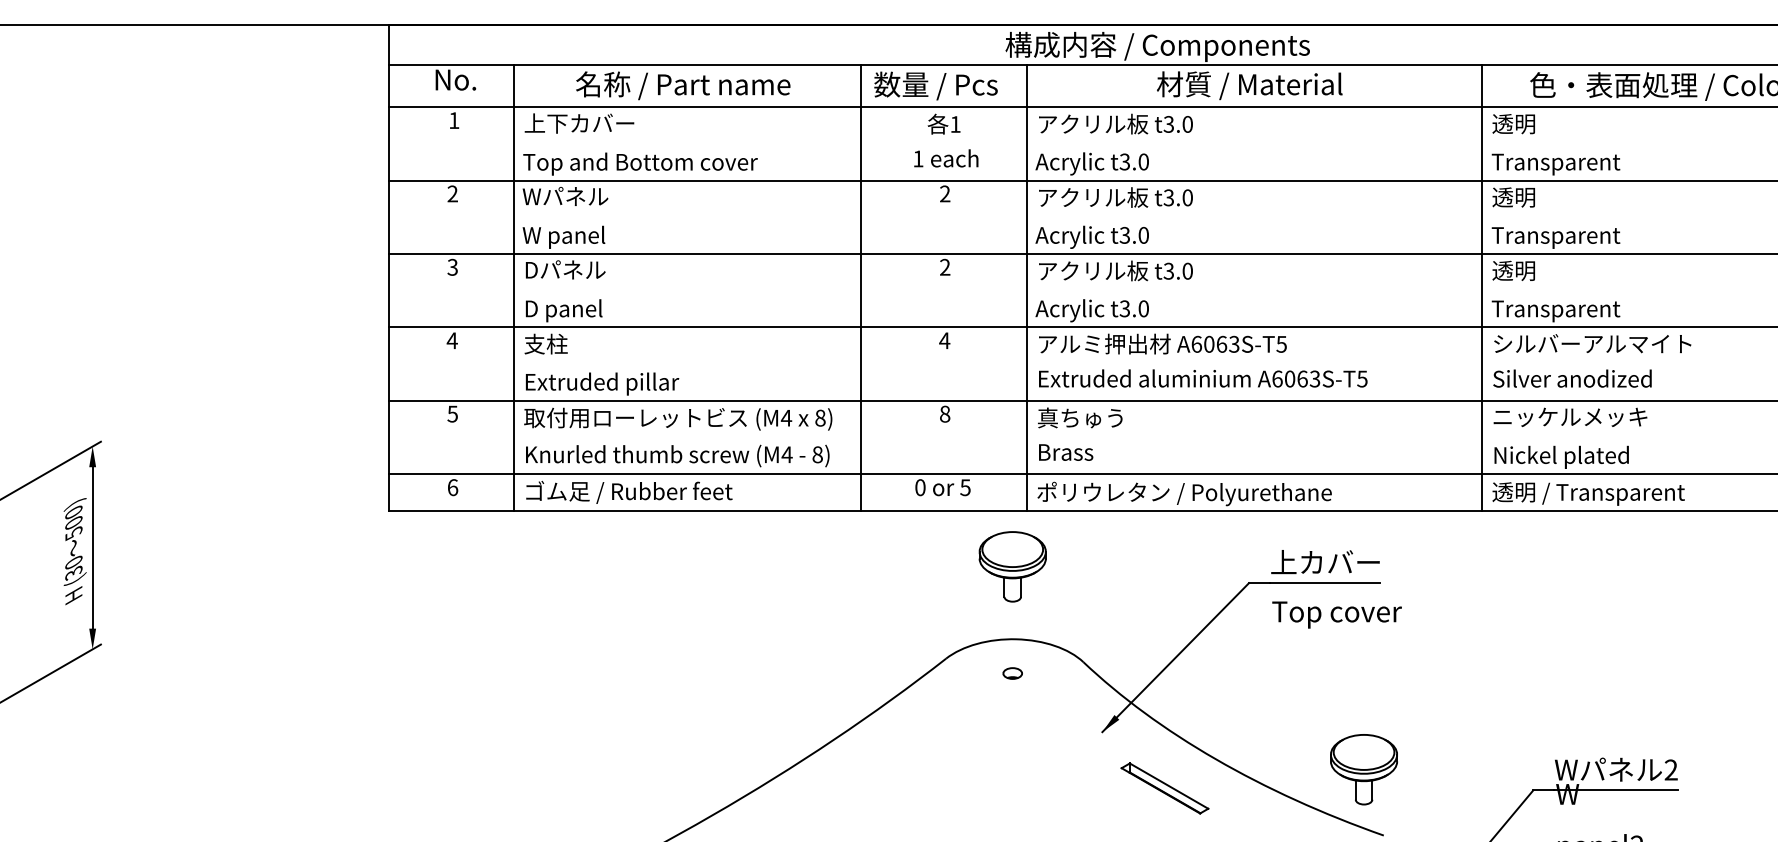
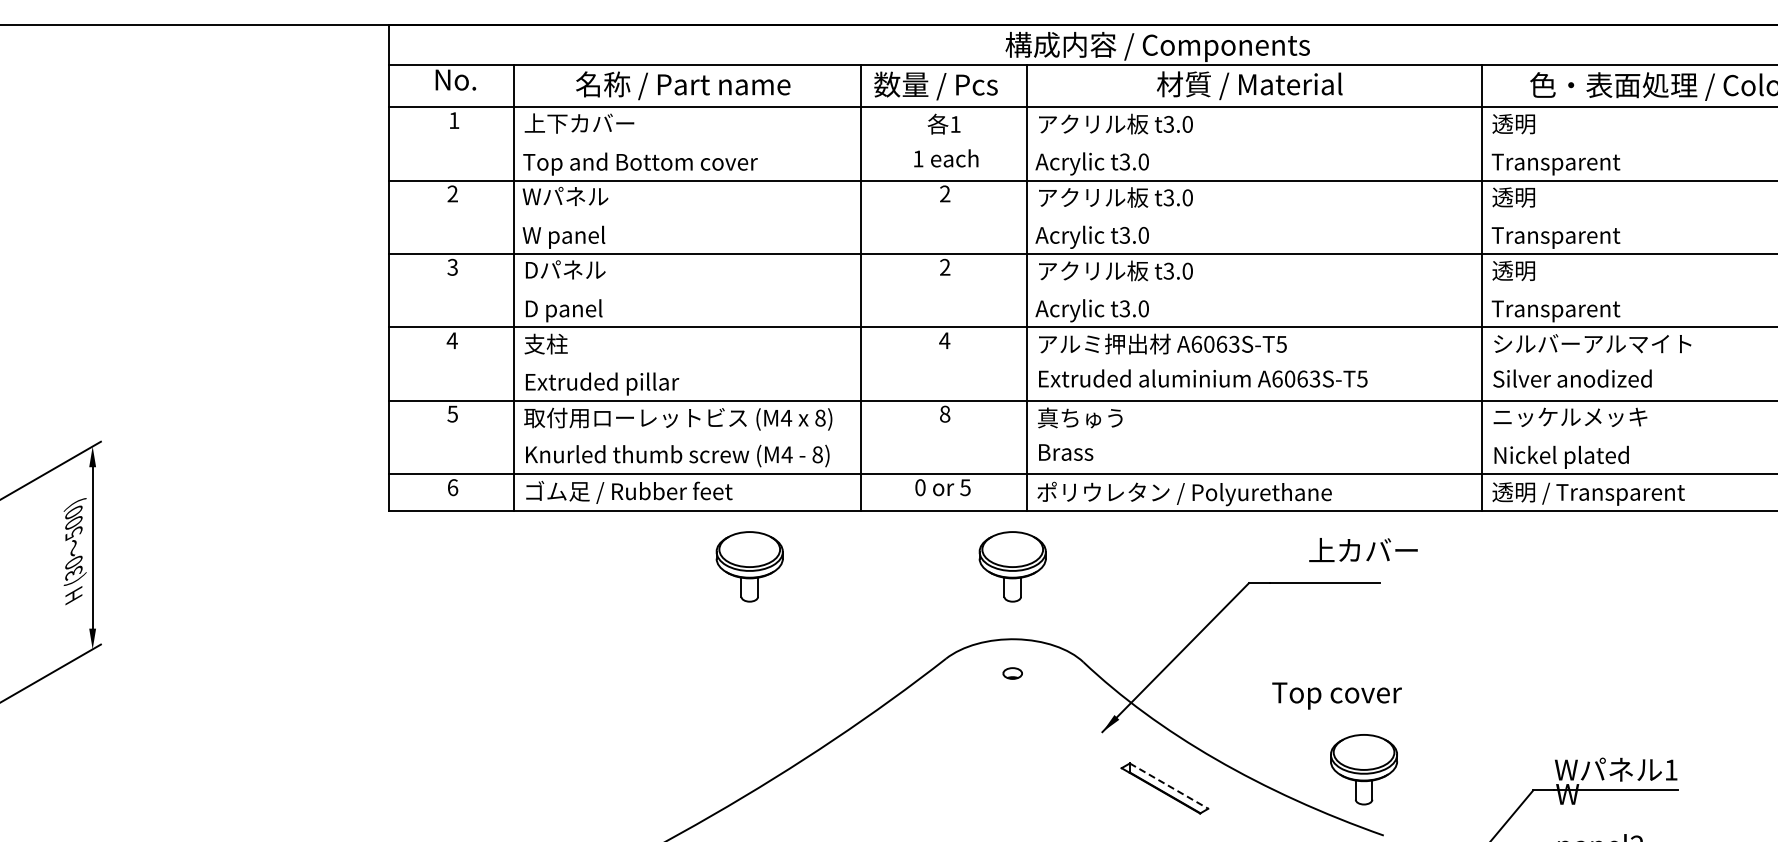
text position: (1325, 562) -> (1363, 550) (1363, 550)
part: none -> present (749, 566)
text position: (1336, 614) -> (1336, 695) (1336, 695)
text: 2 -> 1 (1670, 769)
line: solid -> dashed (1169, 786)
